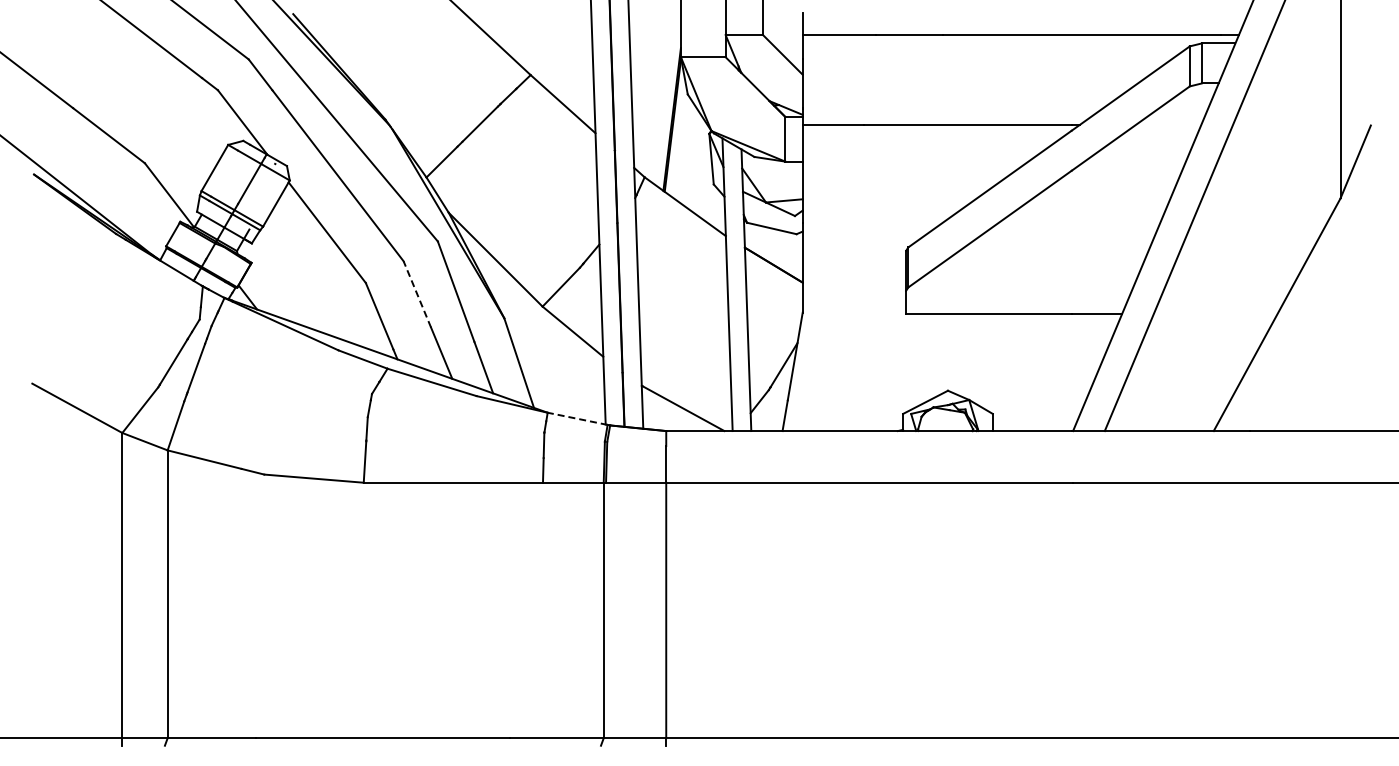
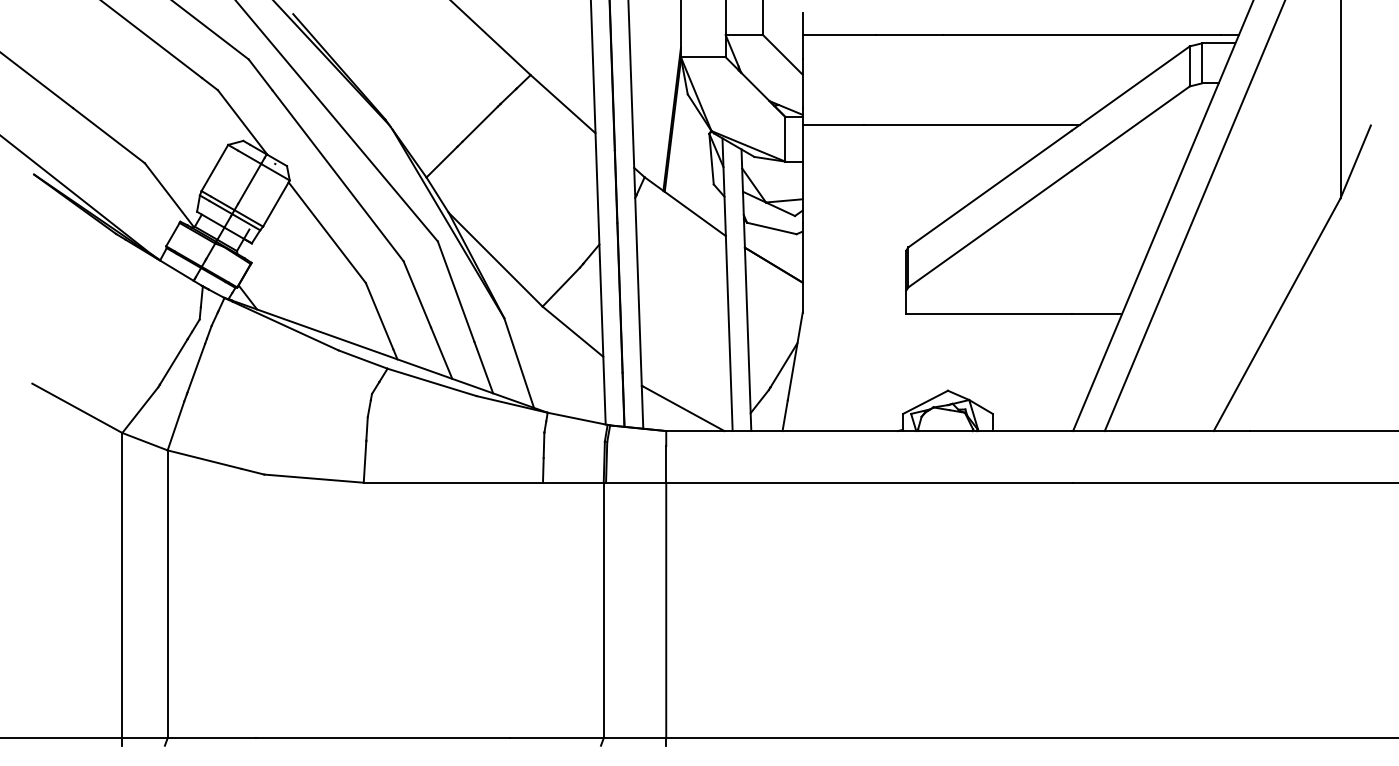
line: dashed -> solid (417, 294)
line: dashed -> solid (577, 418)
